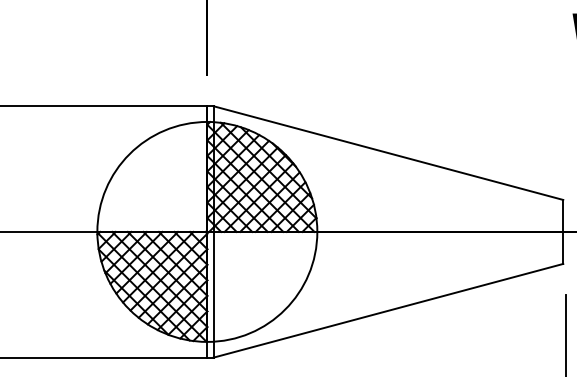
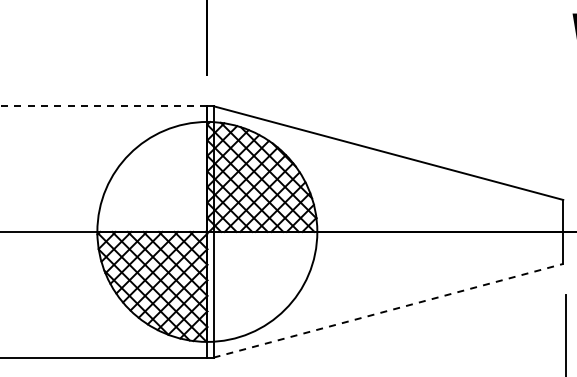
line: solid -> dashed (103, 106)
line: solid -> dashed (388, 310)
